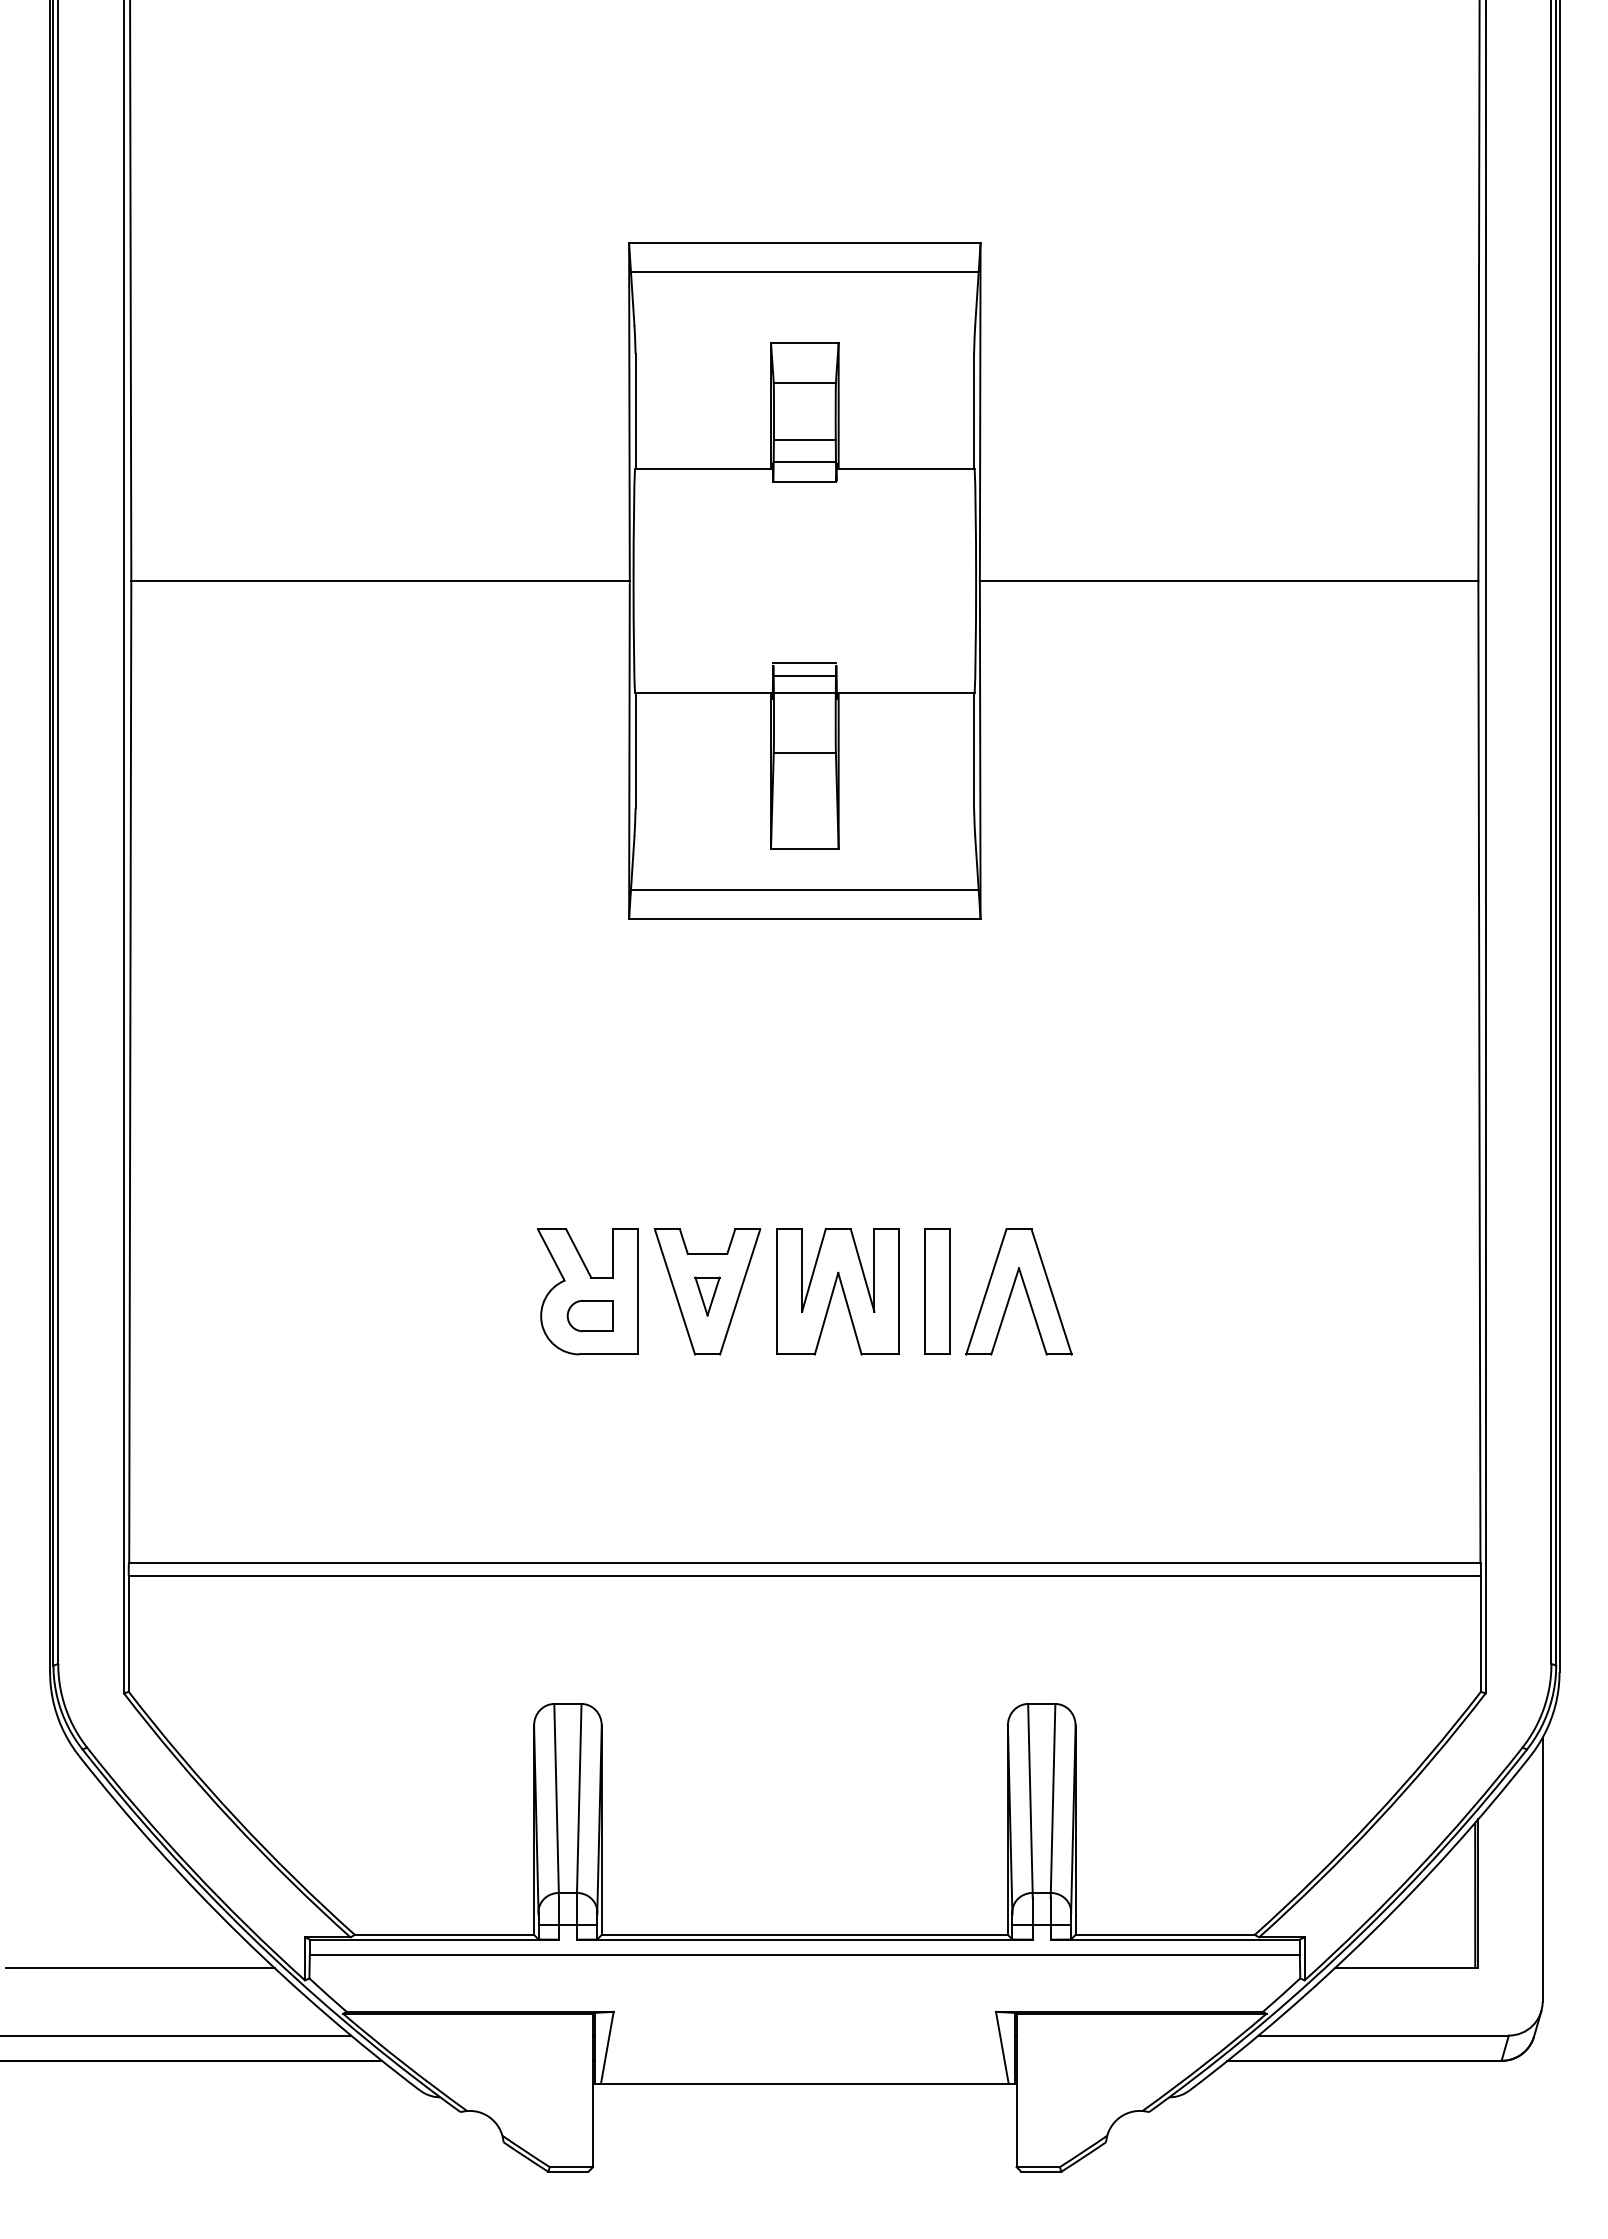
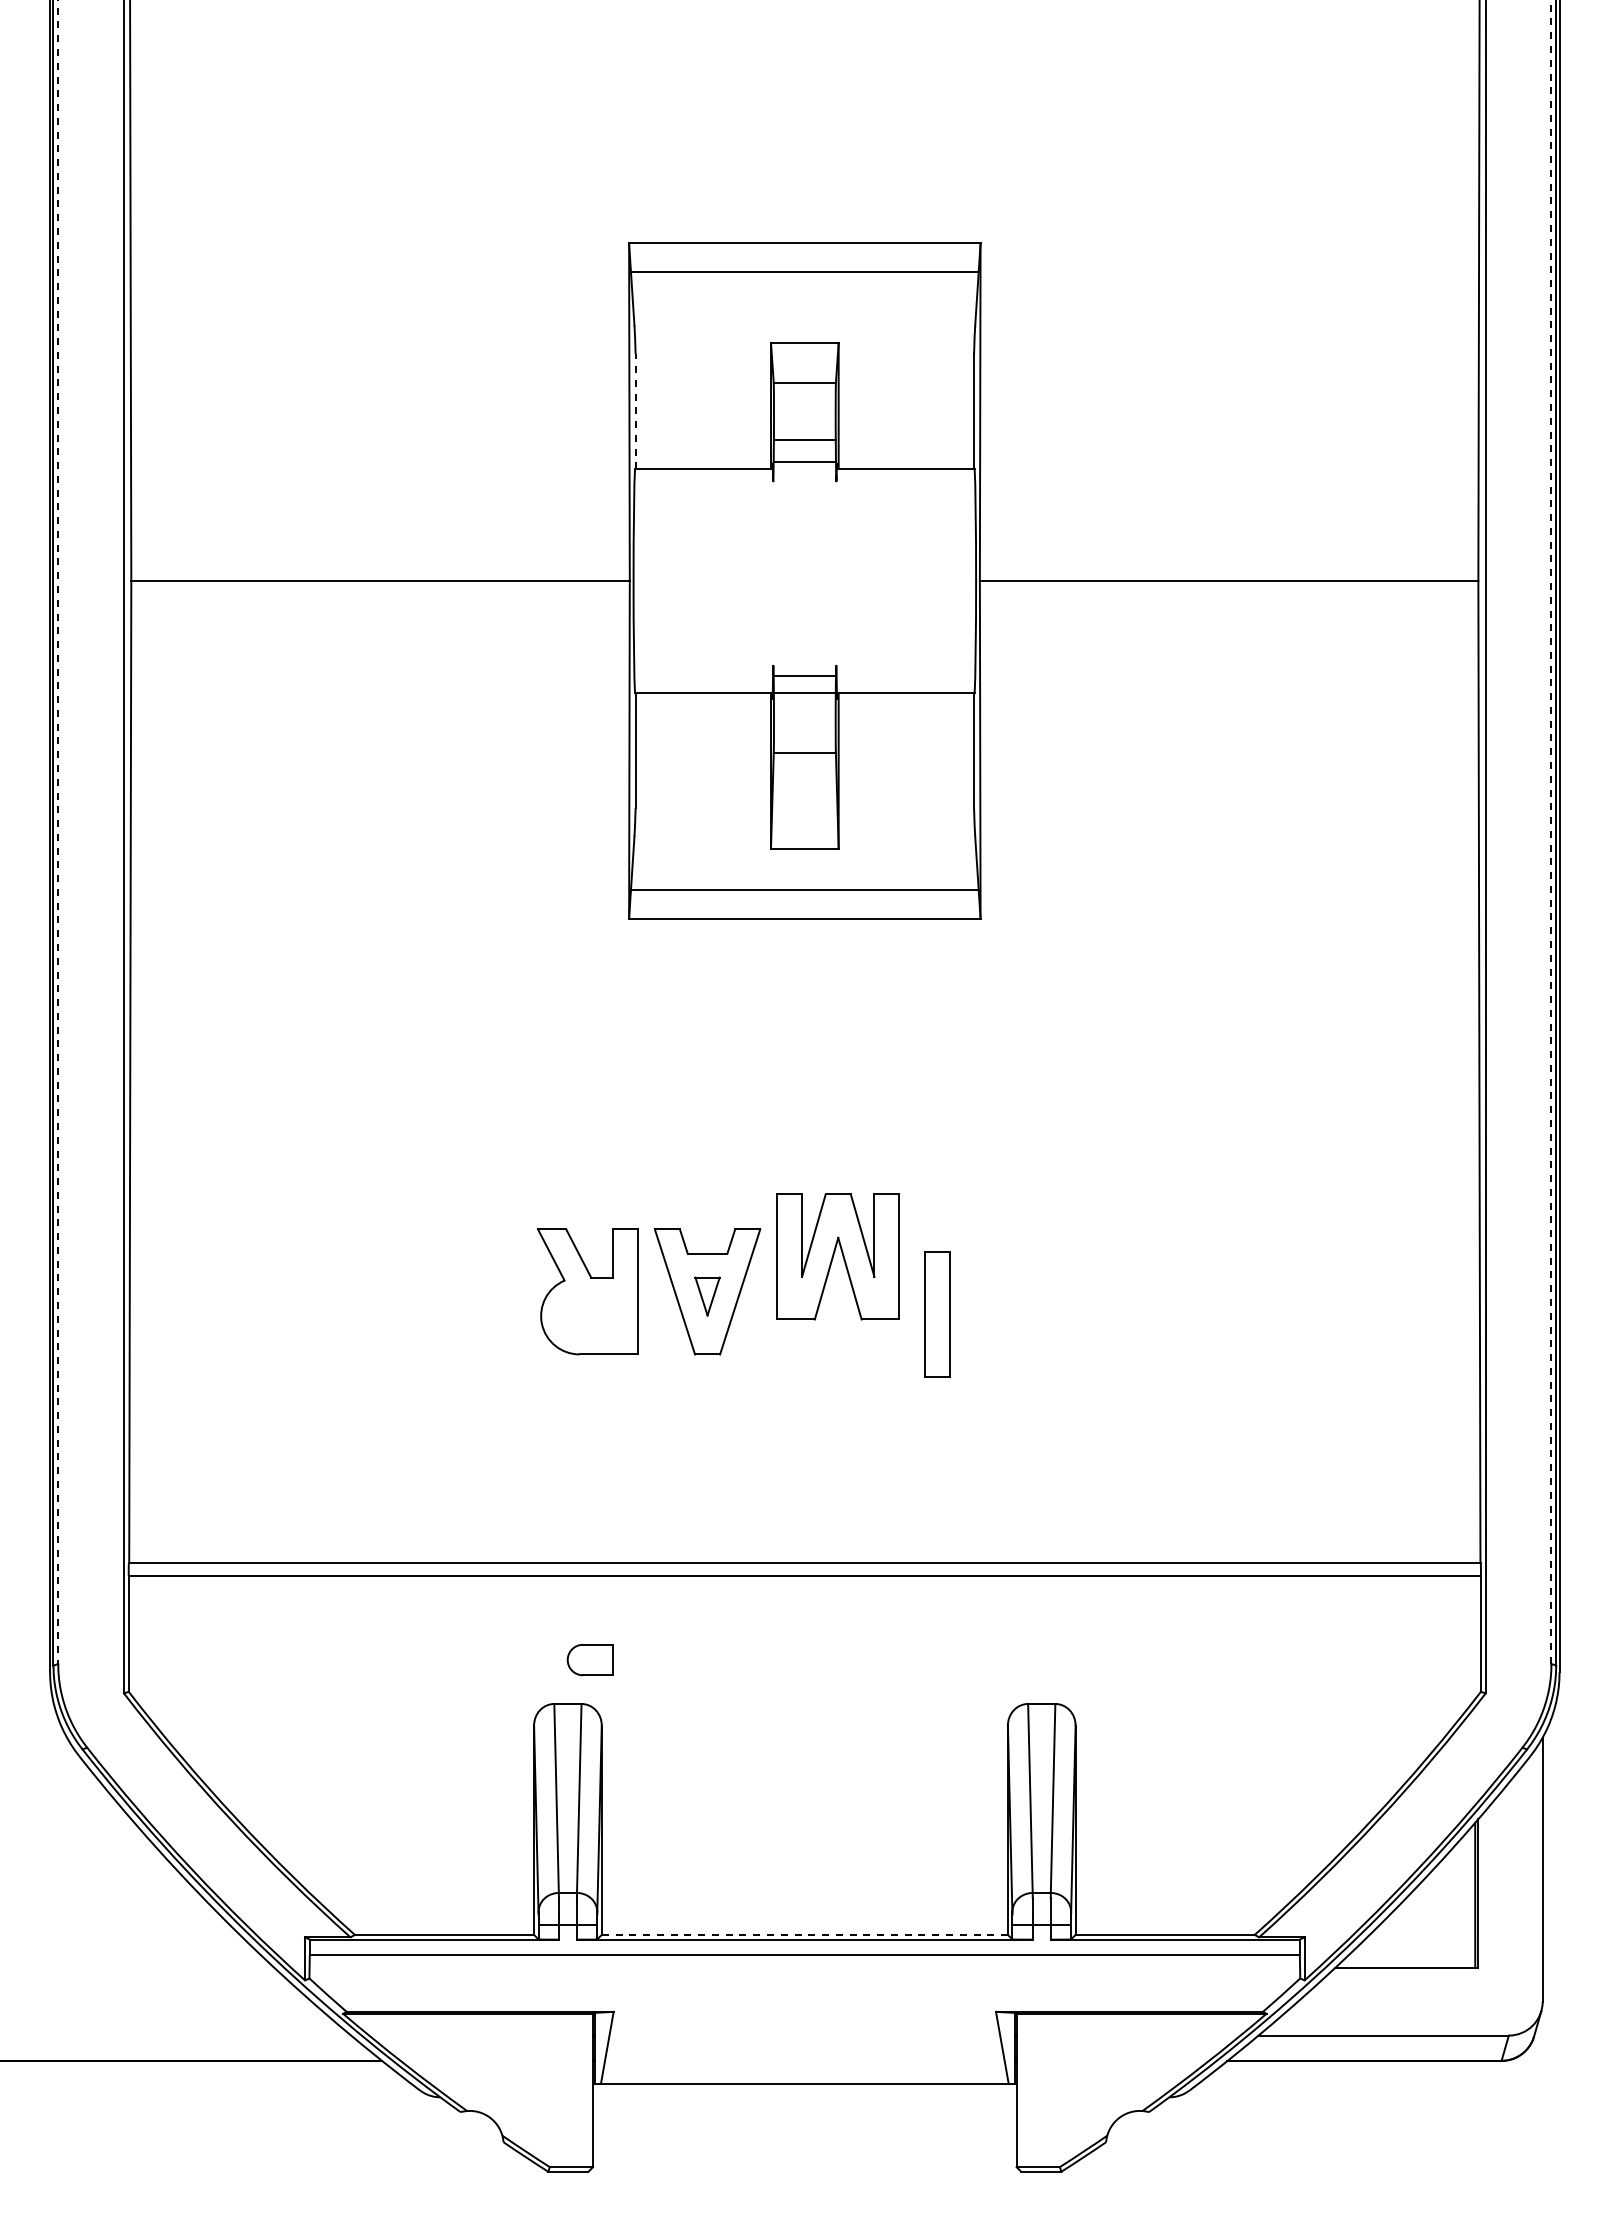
line: solid -> dashed (635, 411)
line: present -> none (804, 481)
line: present -> none (804, 663)
line: solid -> dashed (58, 832)
line: solid -> dashed (1551, 832)
part position: (837, 1291) -> (837, 1256) (837, 1256)
part position: (937, 1291) -> (937, 1314) (937, 1314)
part: present -> none (1018, 1291)
part position: (589, 1315) -> (589, 1659) (589, 1659)
line: solid -> dashed (805, 1934)
line: present -> none (140, 1968)
line: present -> none (176, 2035)
